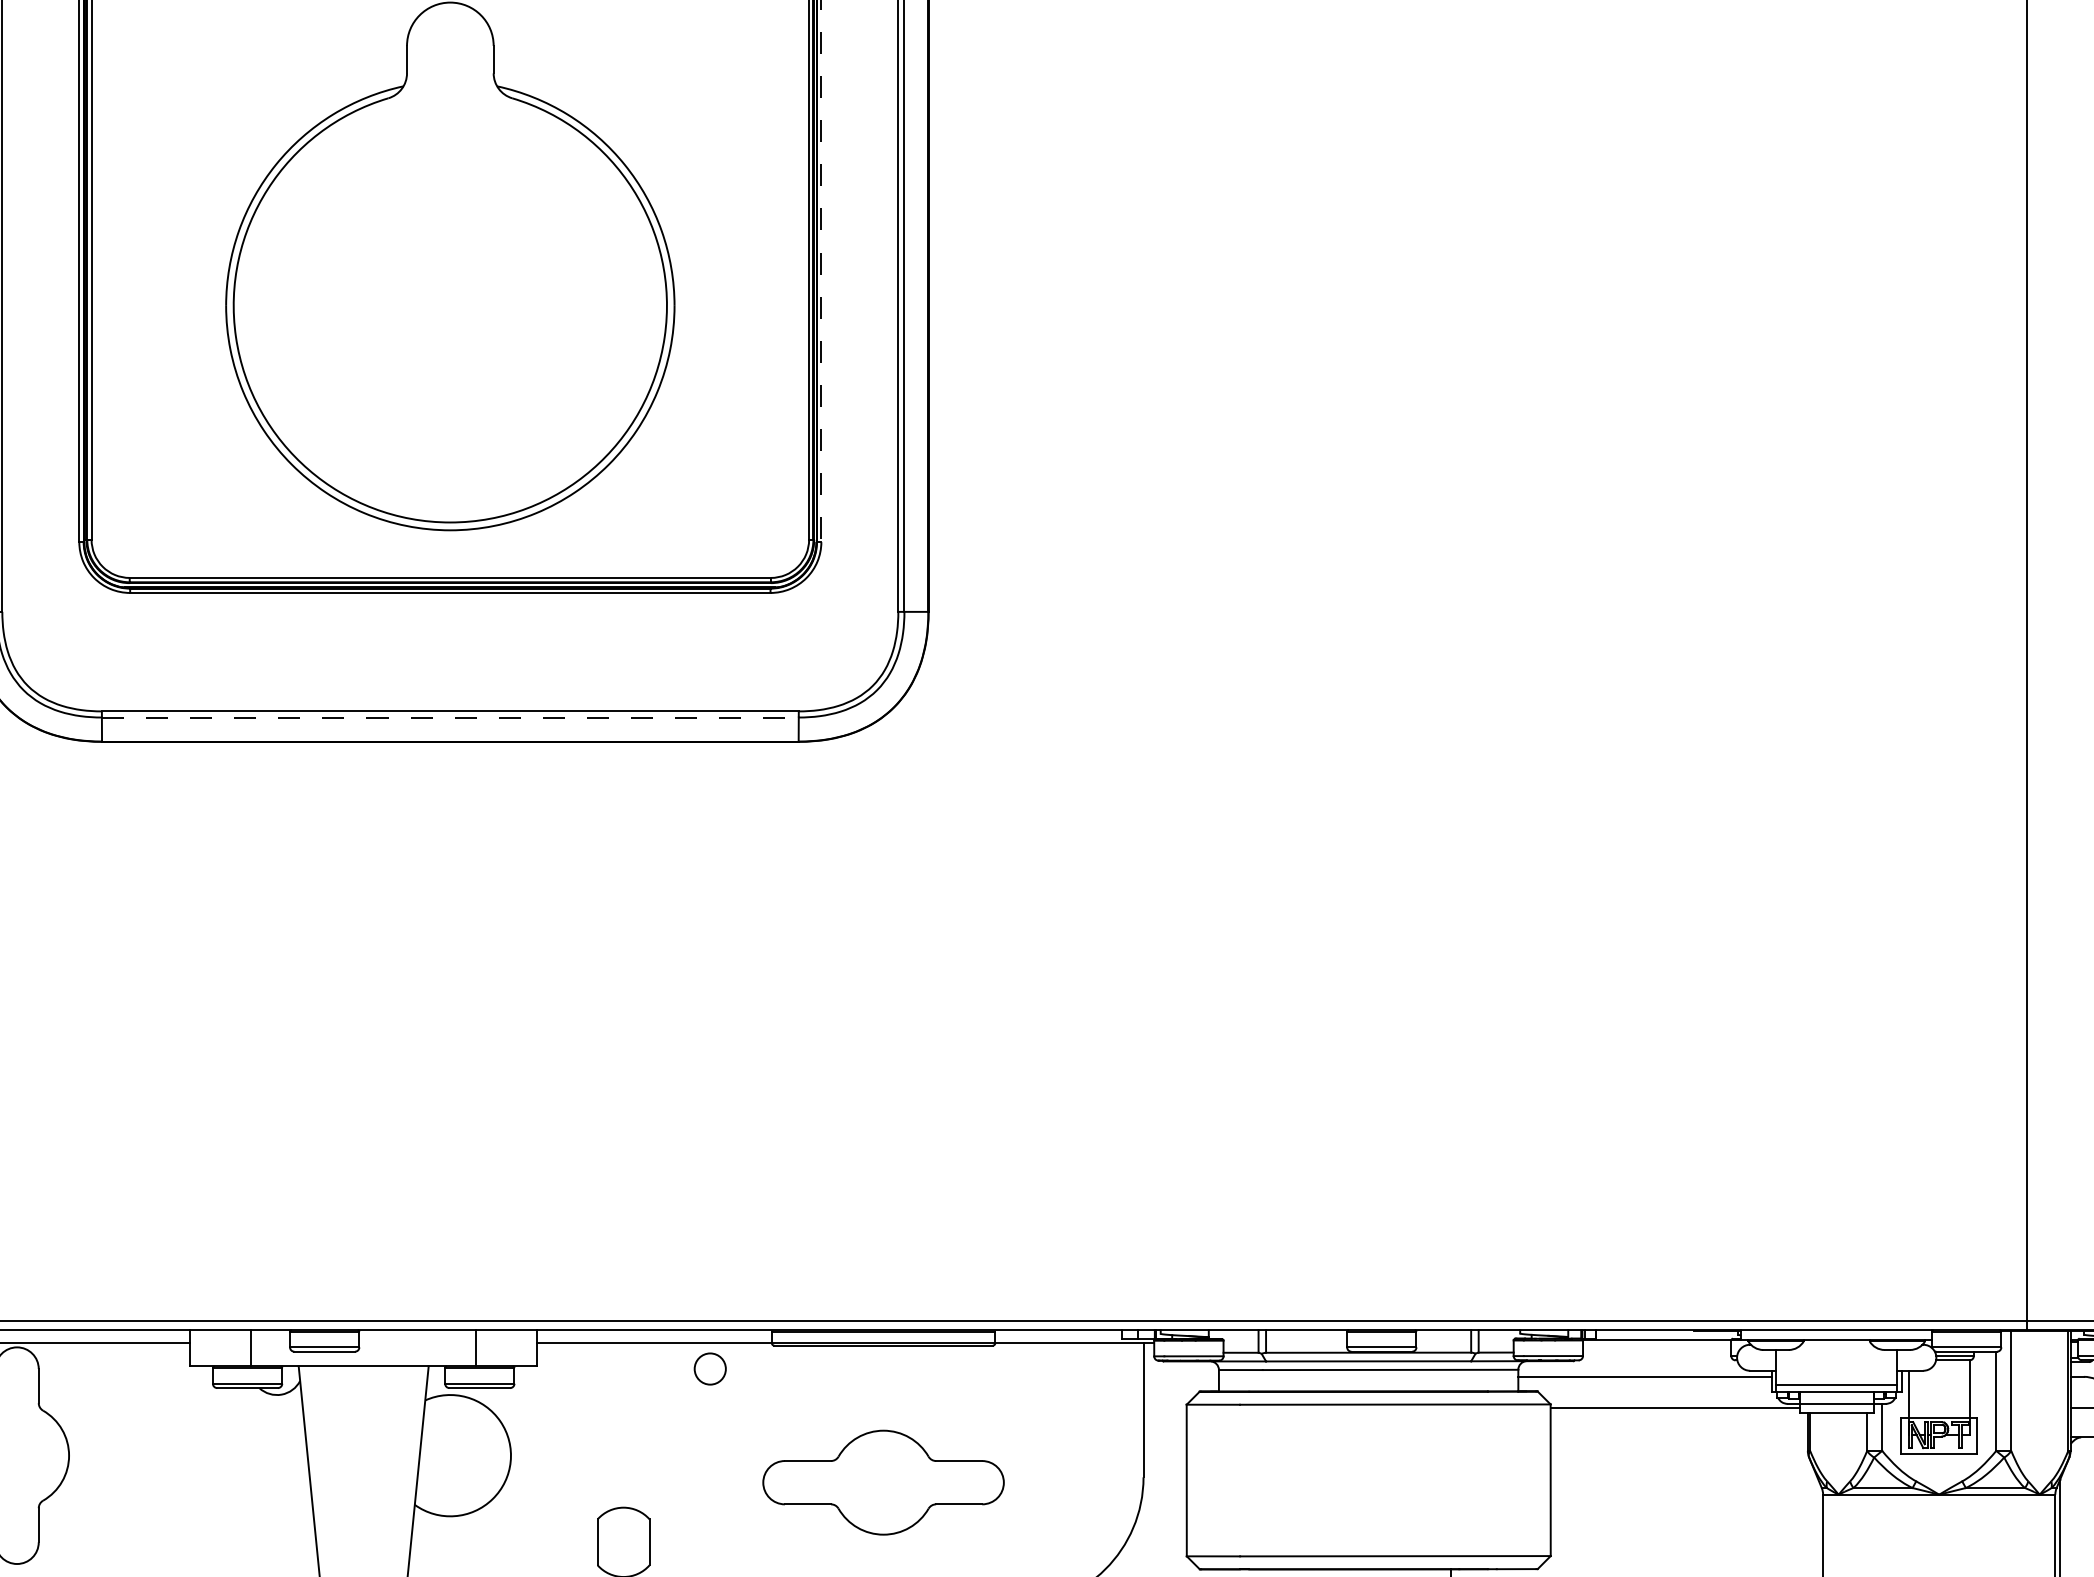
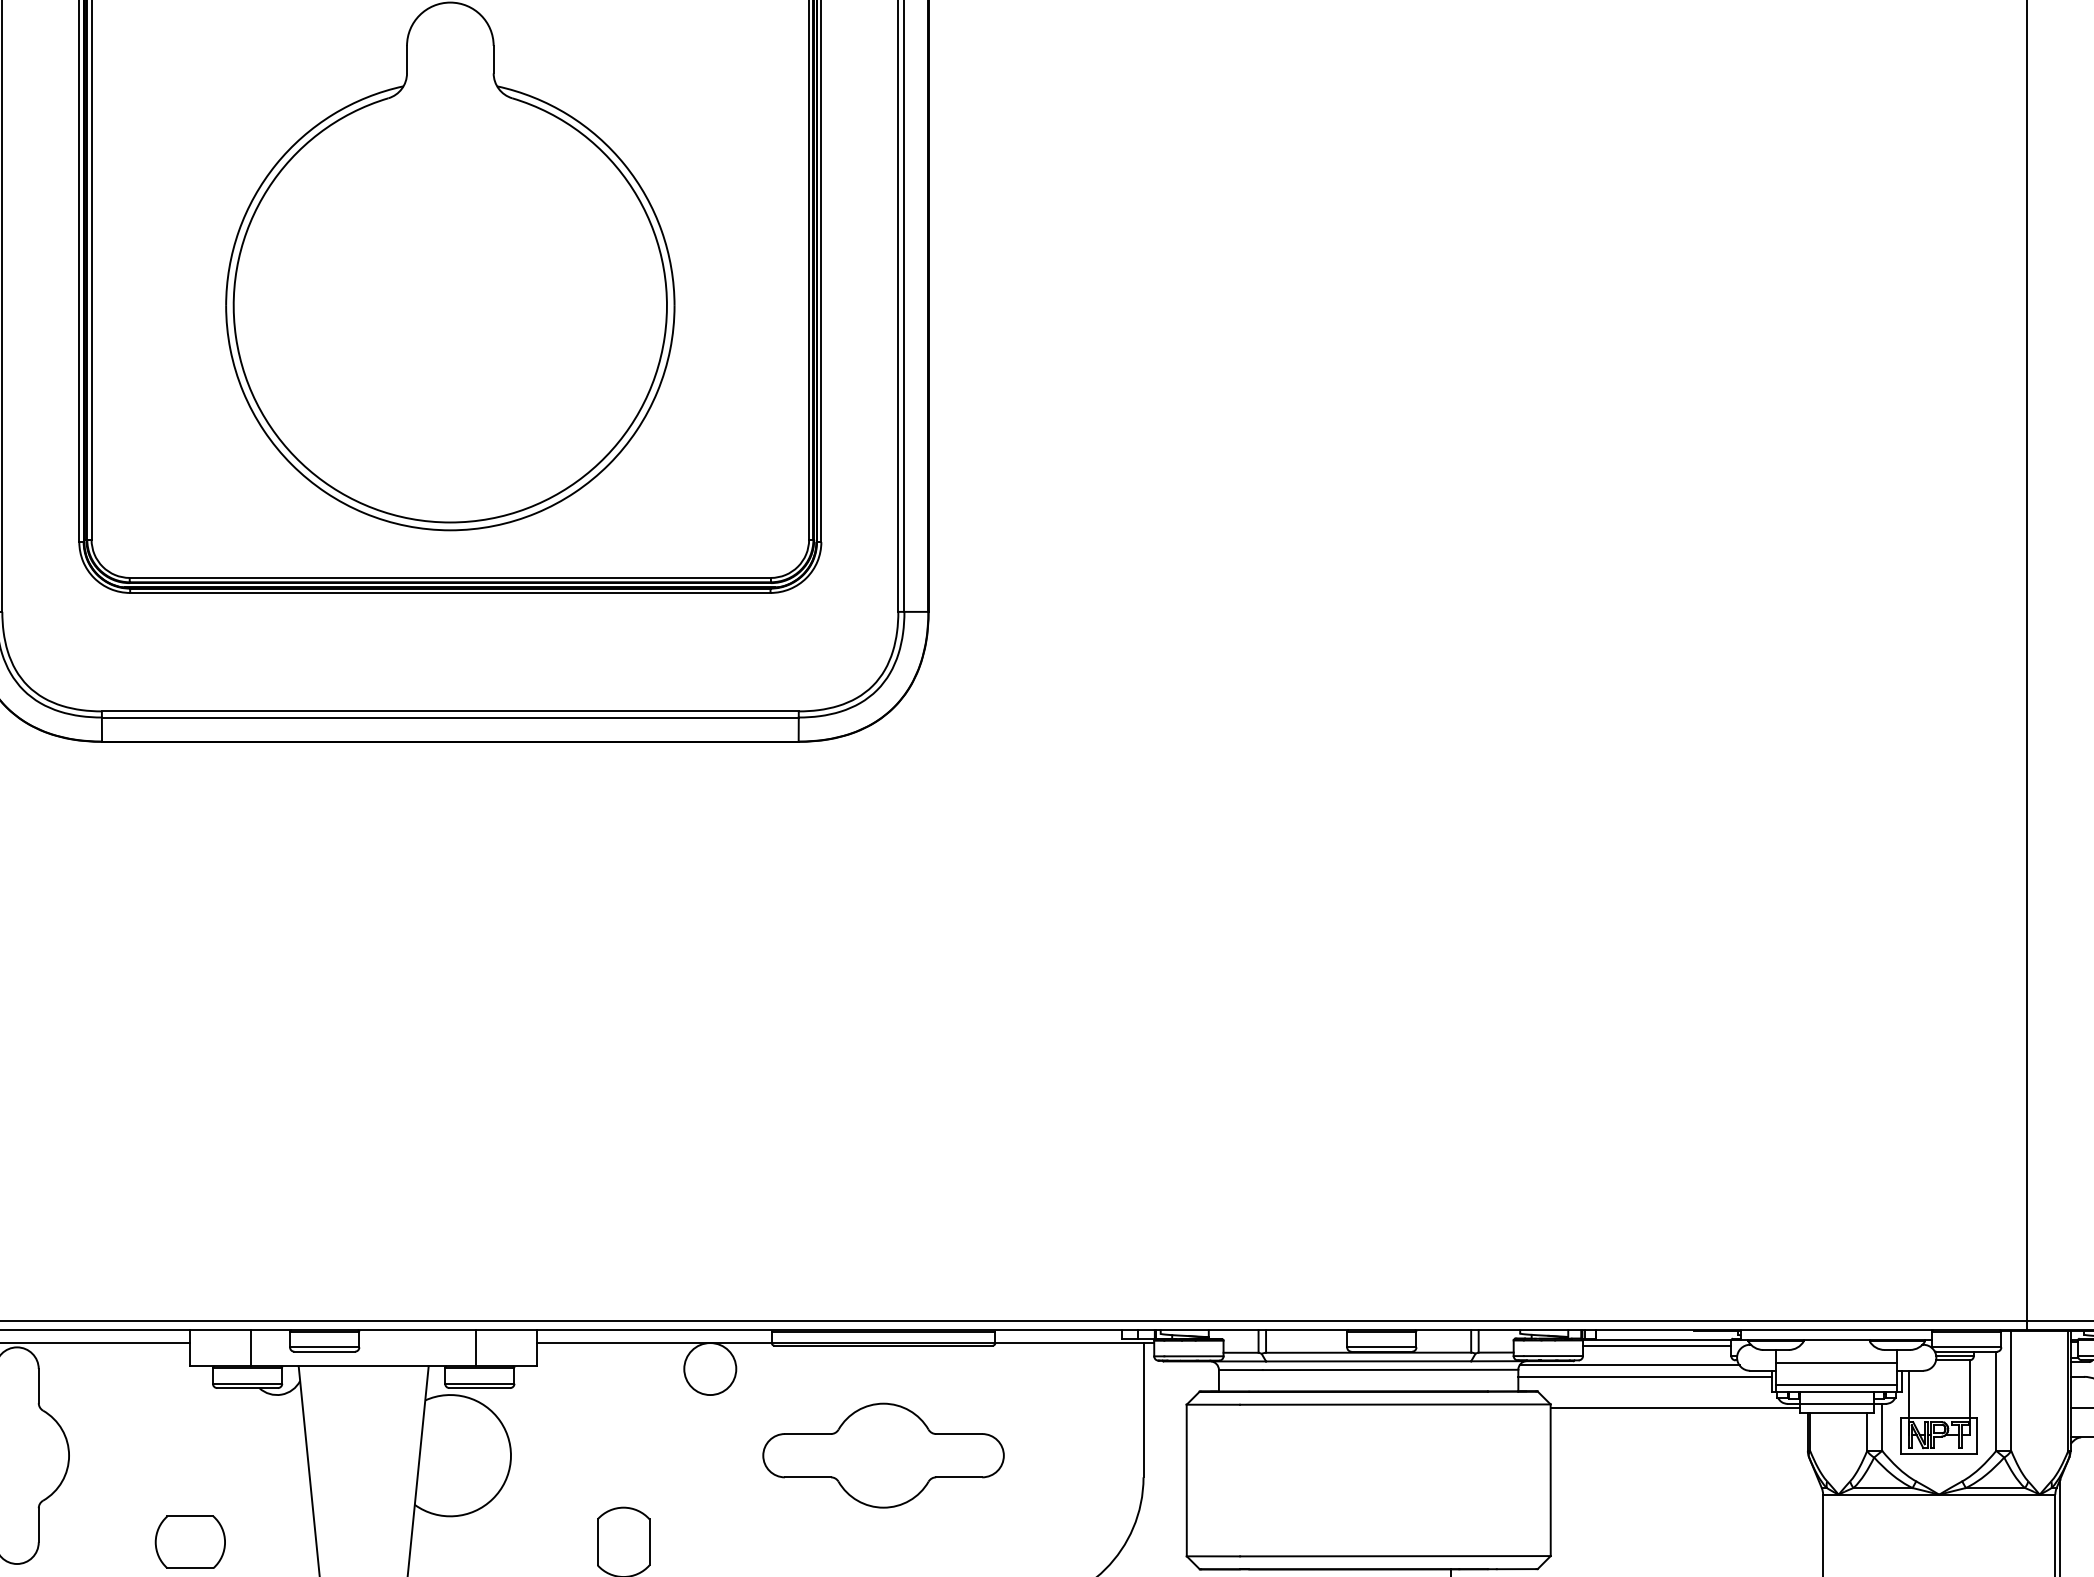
line: dashed -> solid (821, 271)
line: dashed -> solid (450, 717)
line: none -> present (1657, 1346)
line: none -> present (1836, 1362)
line: none -> present (1629, 1365)
circle diameter: 31 px -> 52 px (710, 1369)
part position: (883, 1482) -> (883, 1455) (883, 1455)
part: none -> present (189, 1541)
